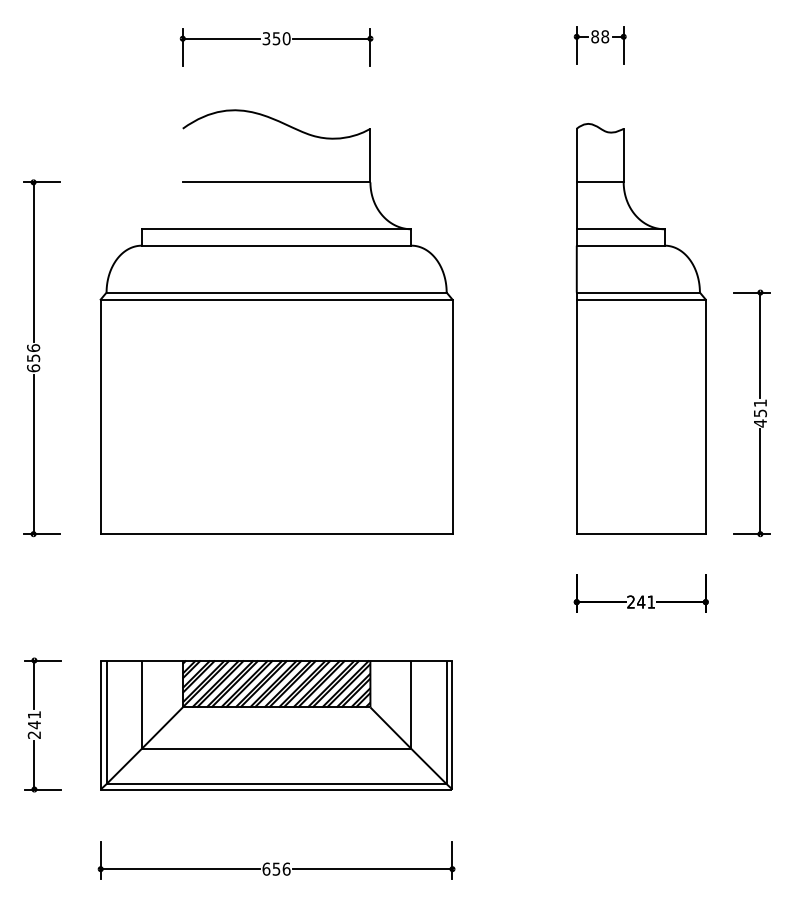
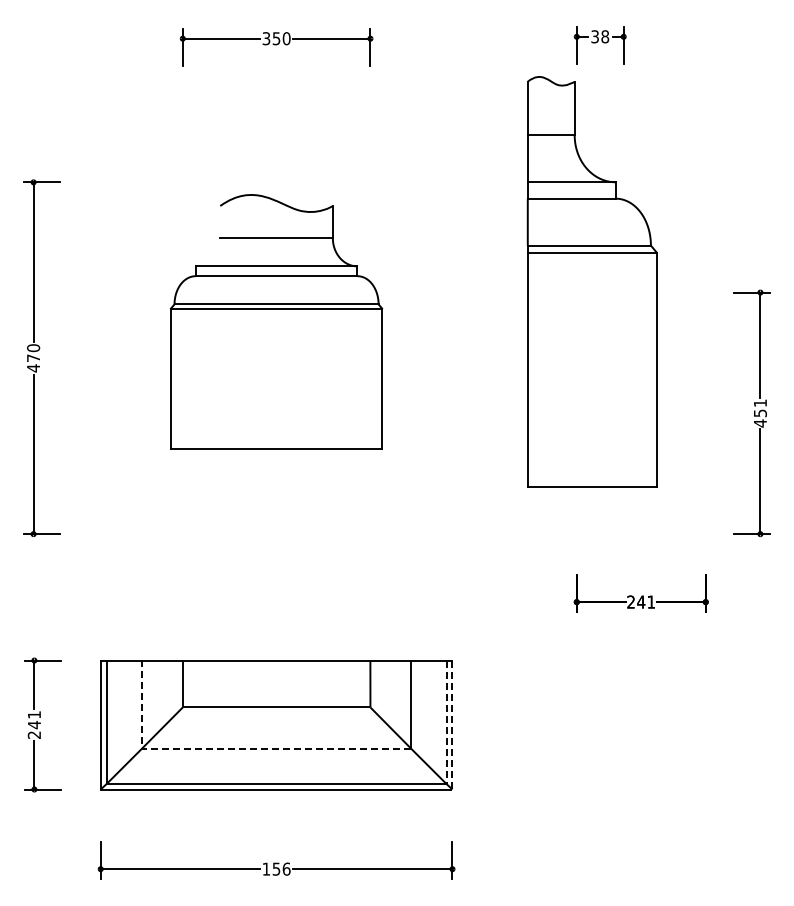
text: 88 -> 38 (595, 36)
part size: 355x426 px -> 214x256 px (276, 321)
part position: (640, 328) -> (591, 281) (591, 281)
text: 656 -> 470 (33, 358)
hatch: present -> none (276, 683)
line: solid -> dashed (446, 722)
line: solid -> dashed (452, 725)
line: solid -> dashed (231, 748)
text: 656 -> 156 (266, 868)
